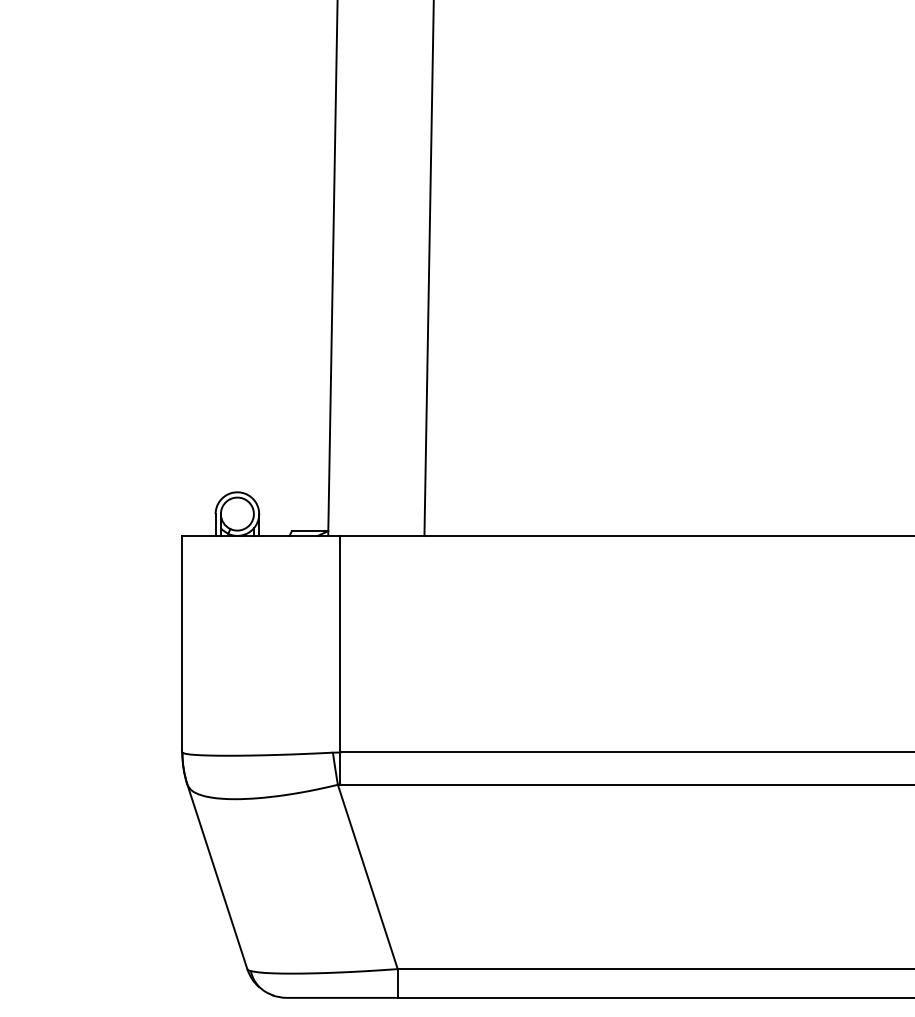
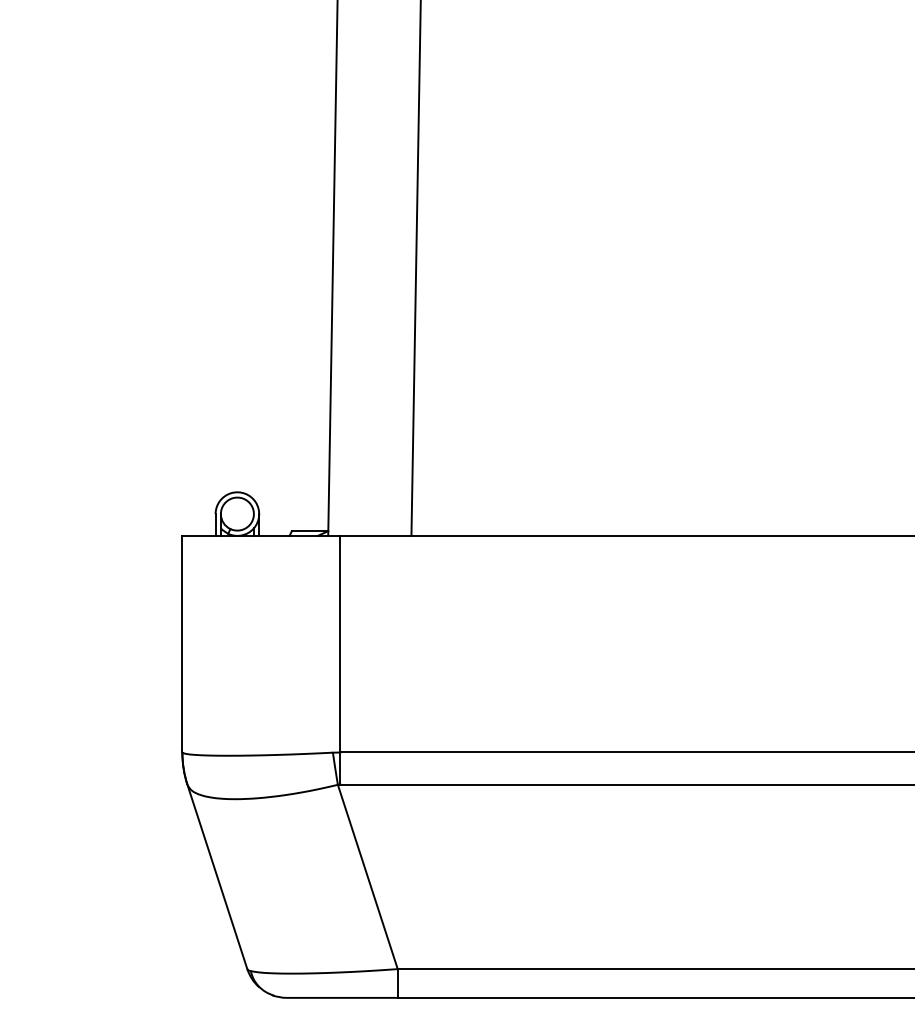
line position: (428, 268) -> (415, 268) (415, 268)
